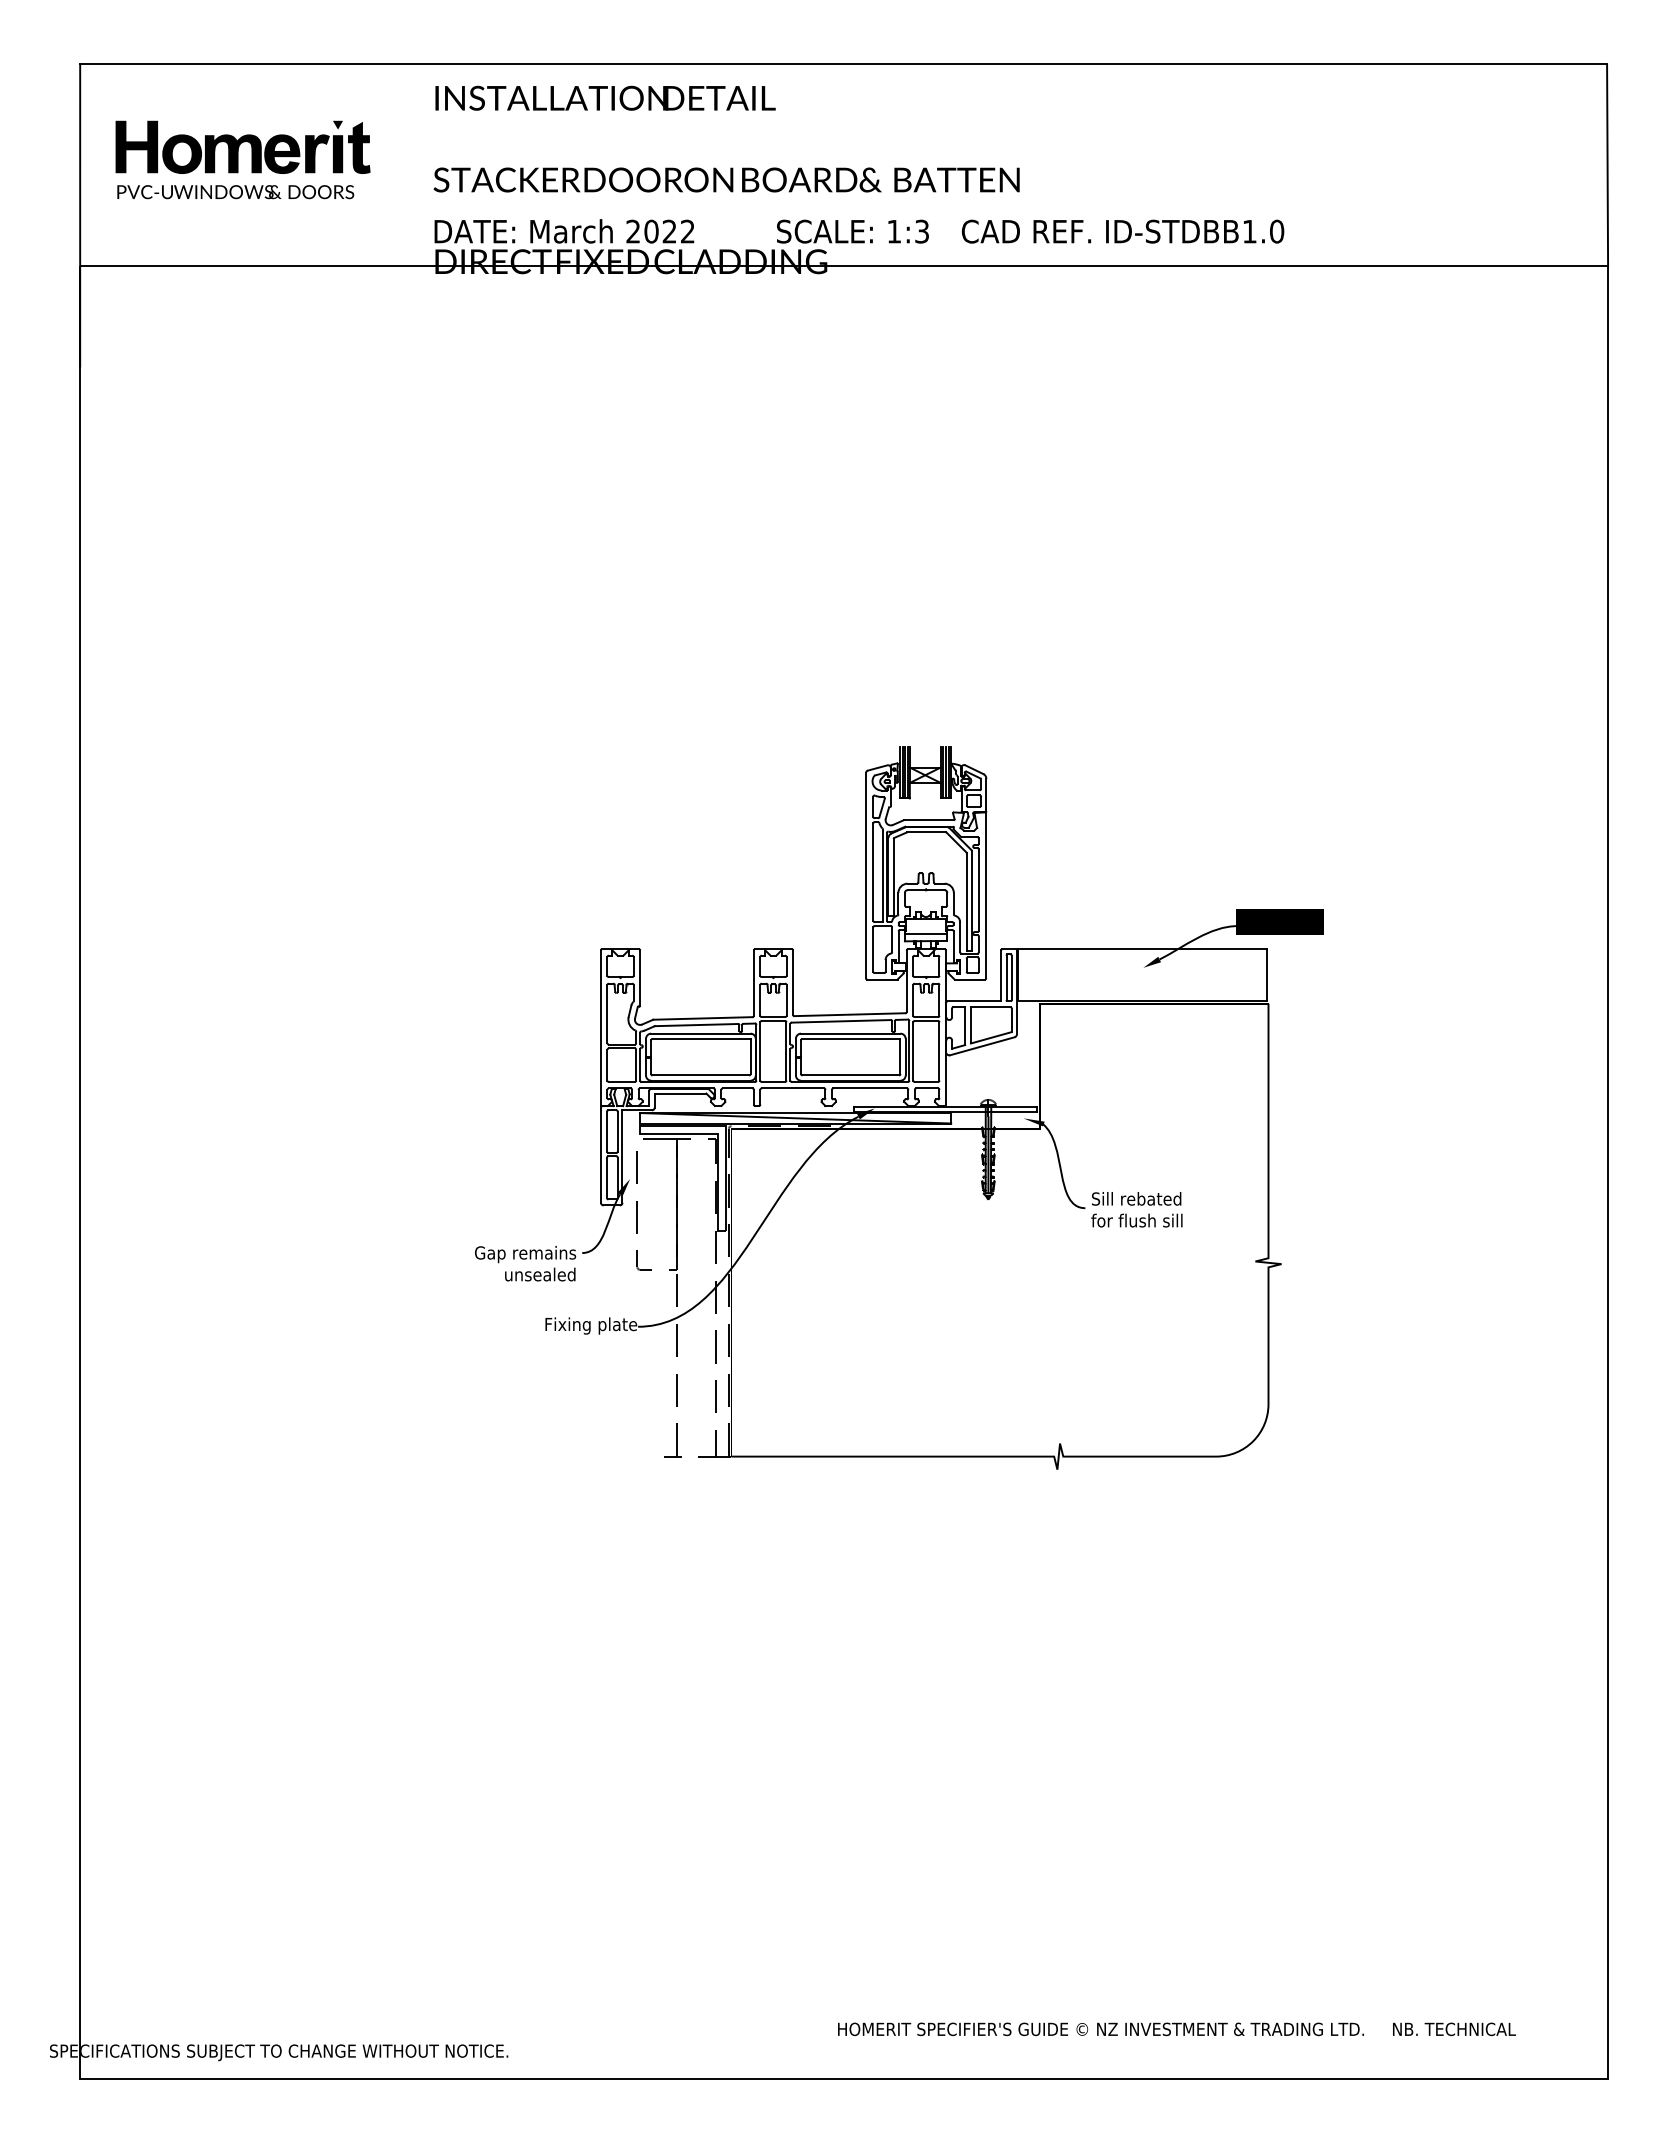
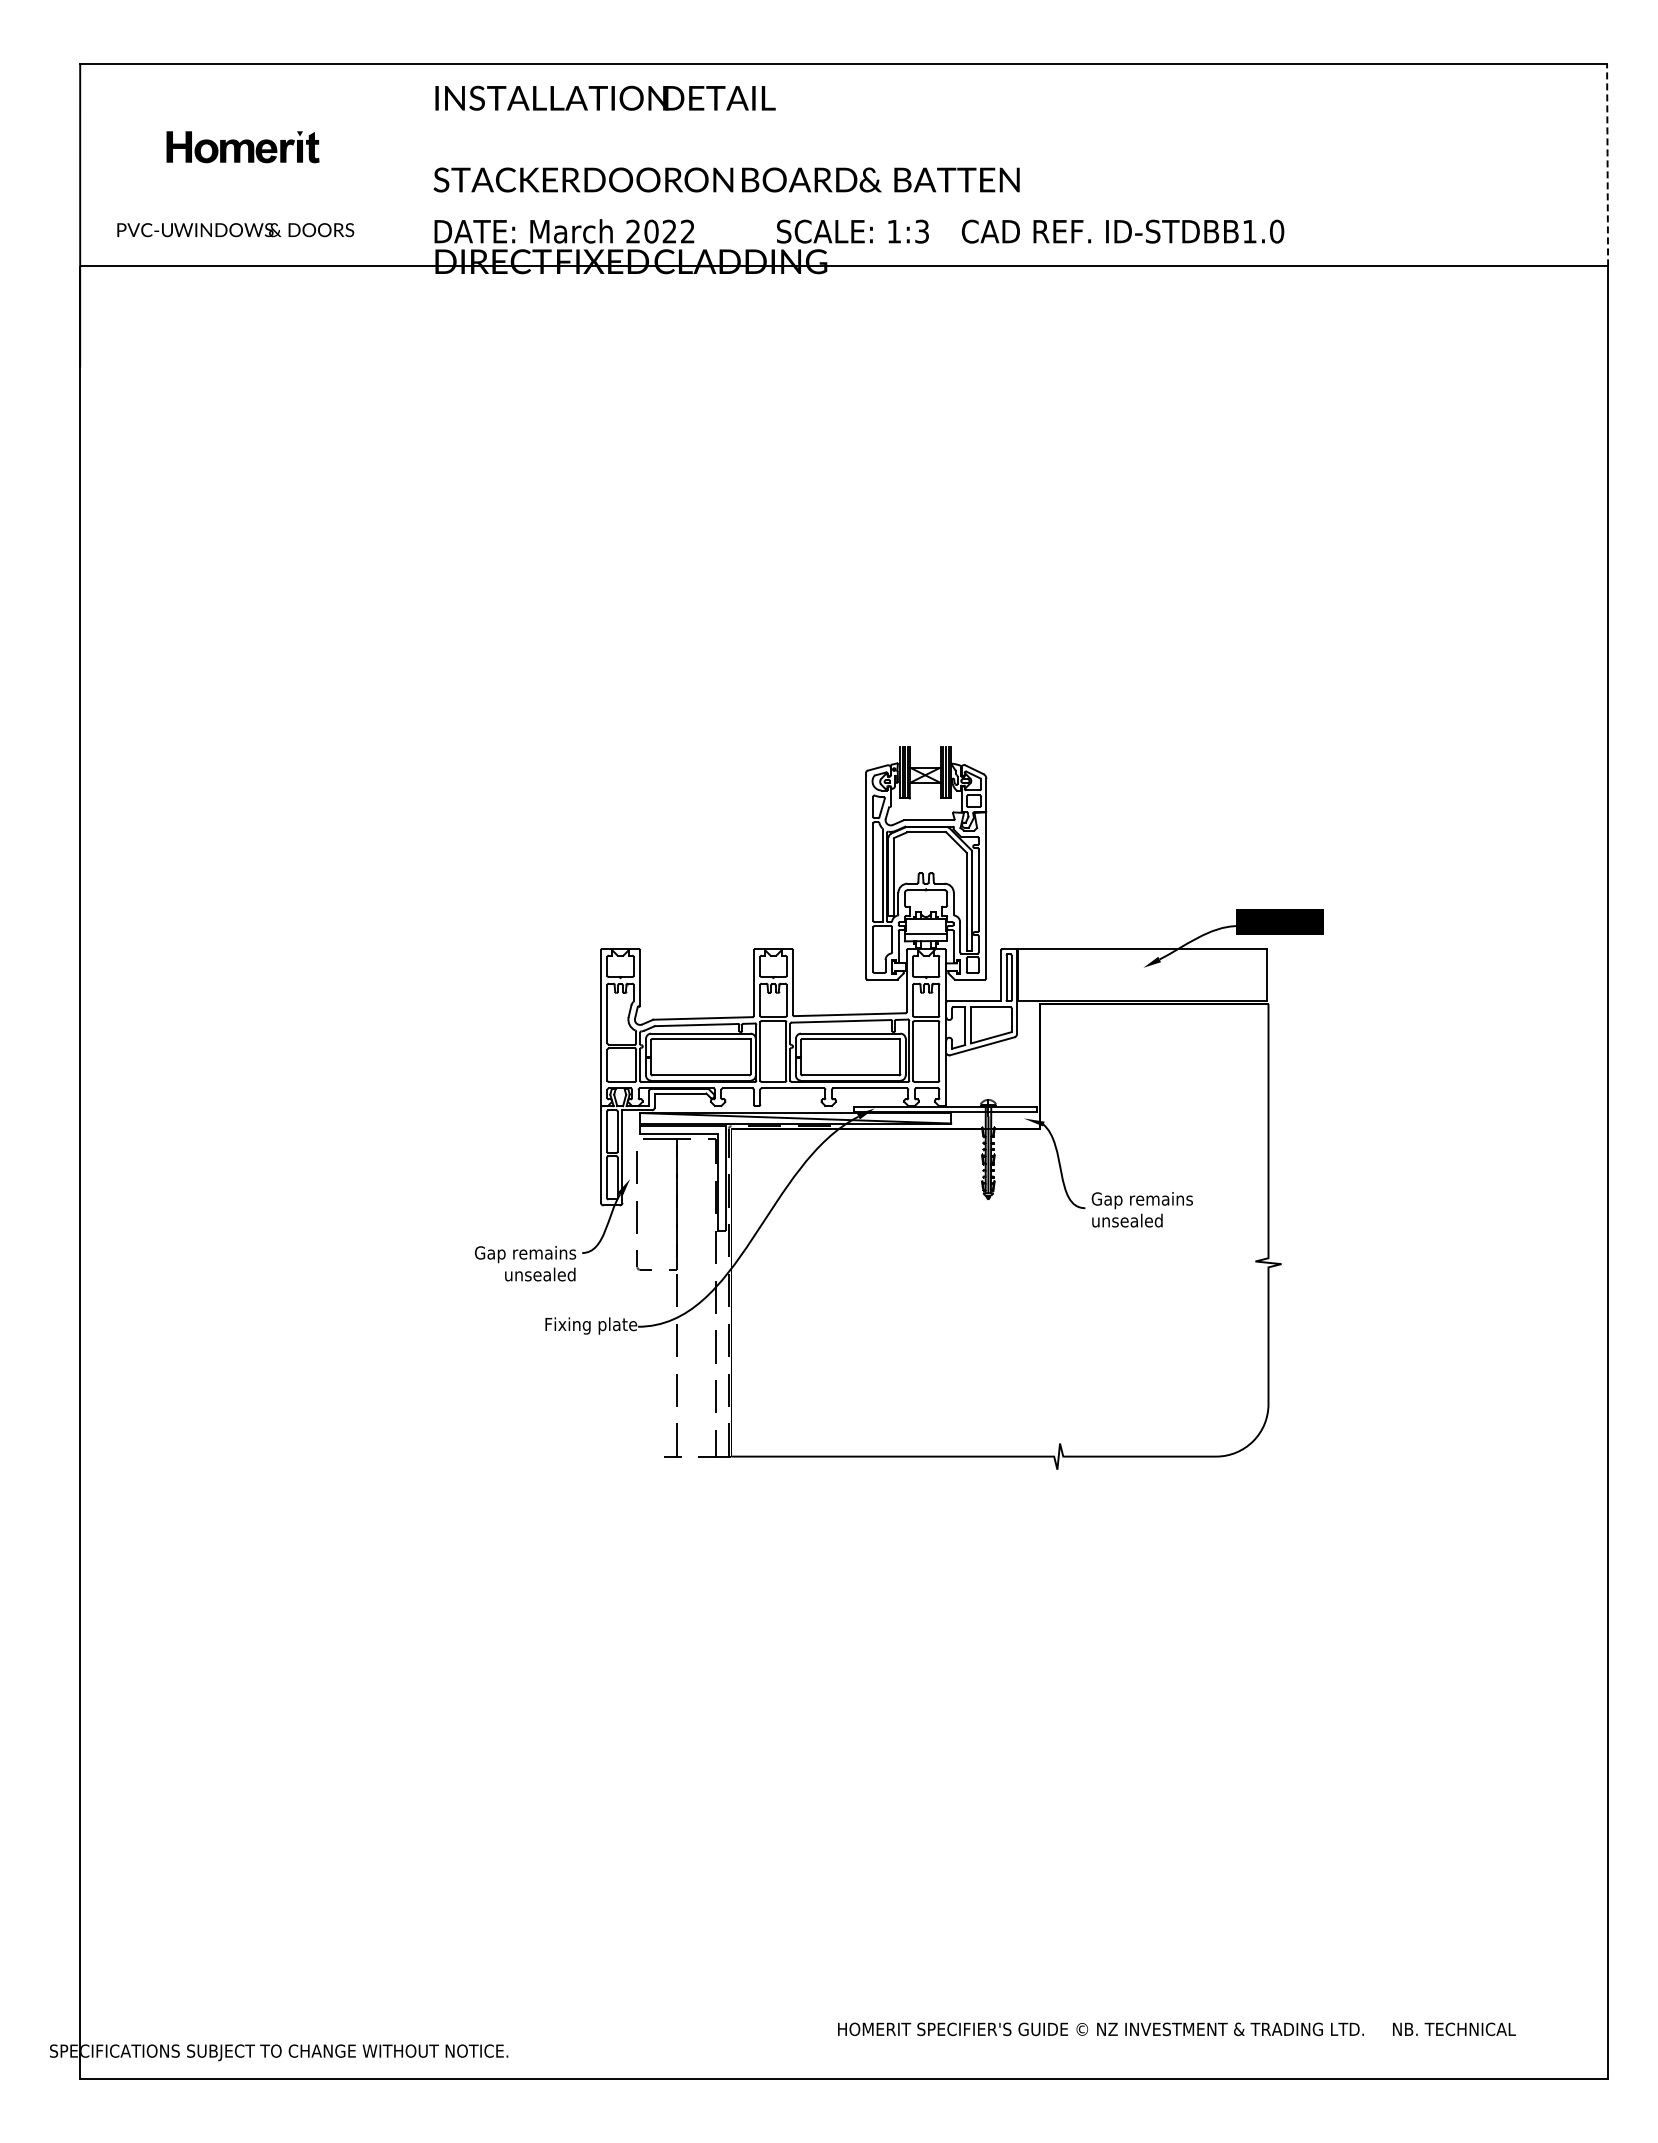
part size: 256x54 px -> 154x33 px (242, 147)
line: solid -> dashed (1607, 164)
text position: (235, 192) -> (235, 230) (235, 230)
text: Sill rebated for flush sill -> Gap remains unsealed (1141, 1209)
